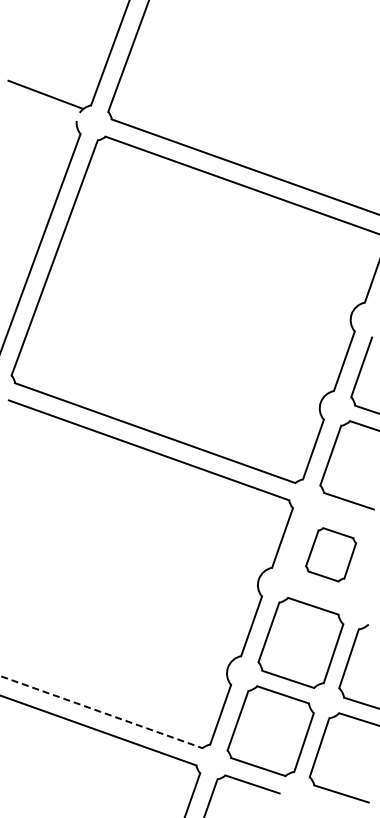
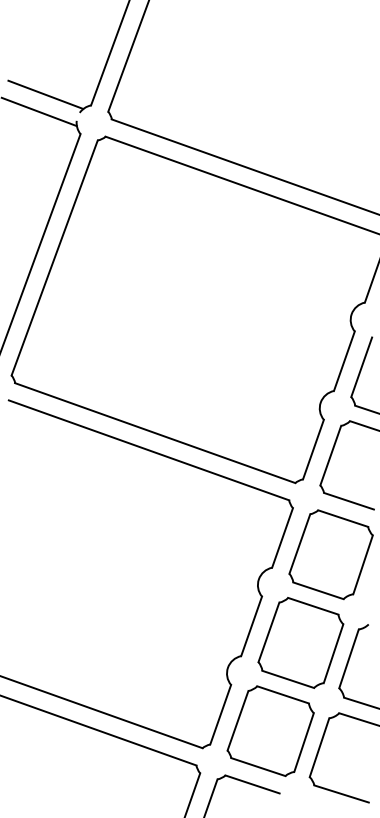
line: none -> present (39, 112)
part size: 52x56 px -> 86x92 px (330, 554)
line: dashed -> solid (101, 712)
